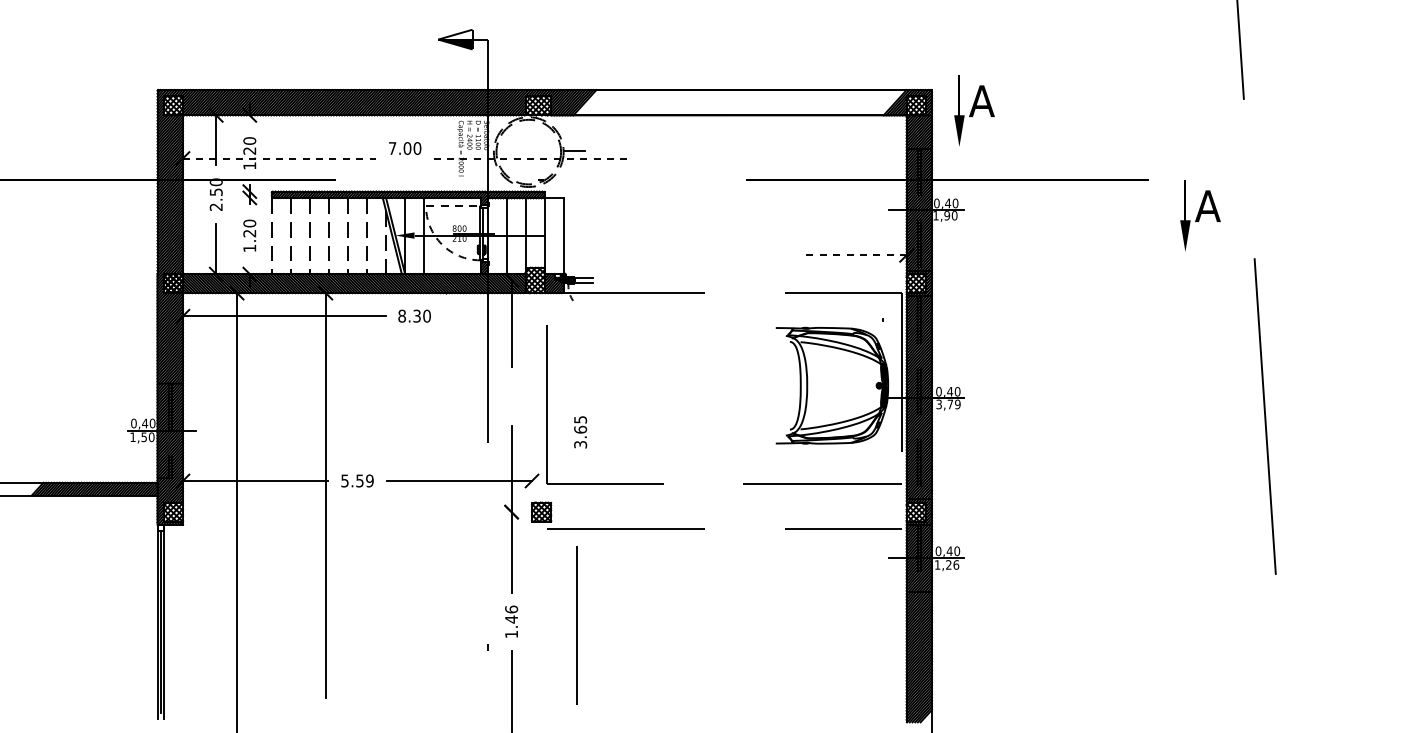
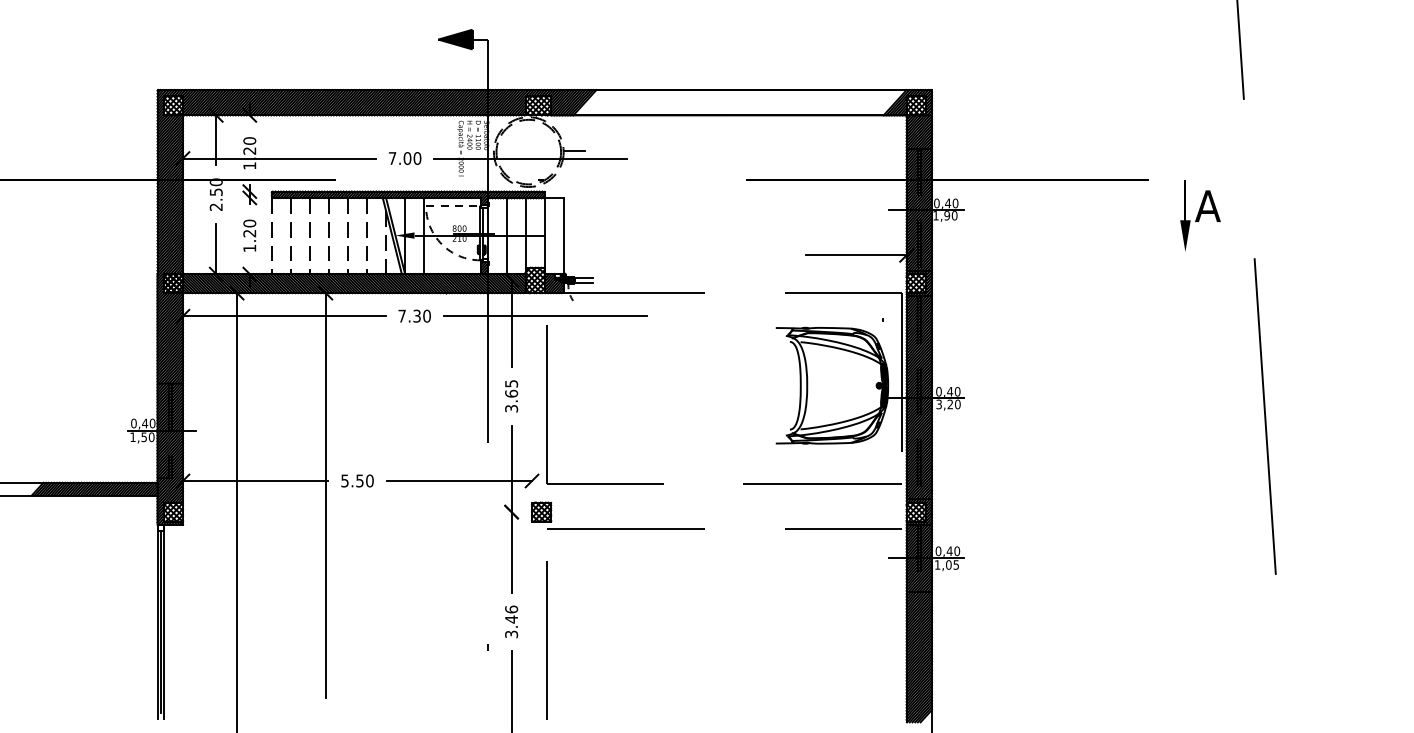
fill: none -> present (455, 34)
part: present -> none (974, 110)
text position: (405, 148) -> (405, 158) (405, 158)
line: dashed -> solid (279, 158)
line: dashed -> solid (530, 158)
line: dashed -> solid (856, 255)
text: 8.30 -> 7.30 (401, 315)
line: none -> present (544, 316)
text: 3,79 -> 3,20 (953, 404)
text position: (580, 432) -> (511, 396) (511, 396)
text: 5.59 -> 5.50 (369, 480)
text: 1,26 -> 1,05 (952, 564)
line position: (576, 625) -> (546, 640) (546, 640)
text: 1.46 -> 3.46 (511, 634)
